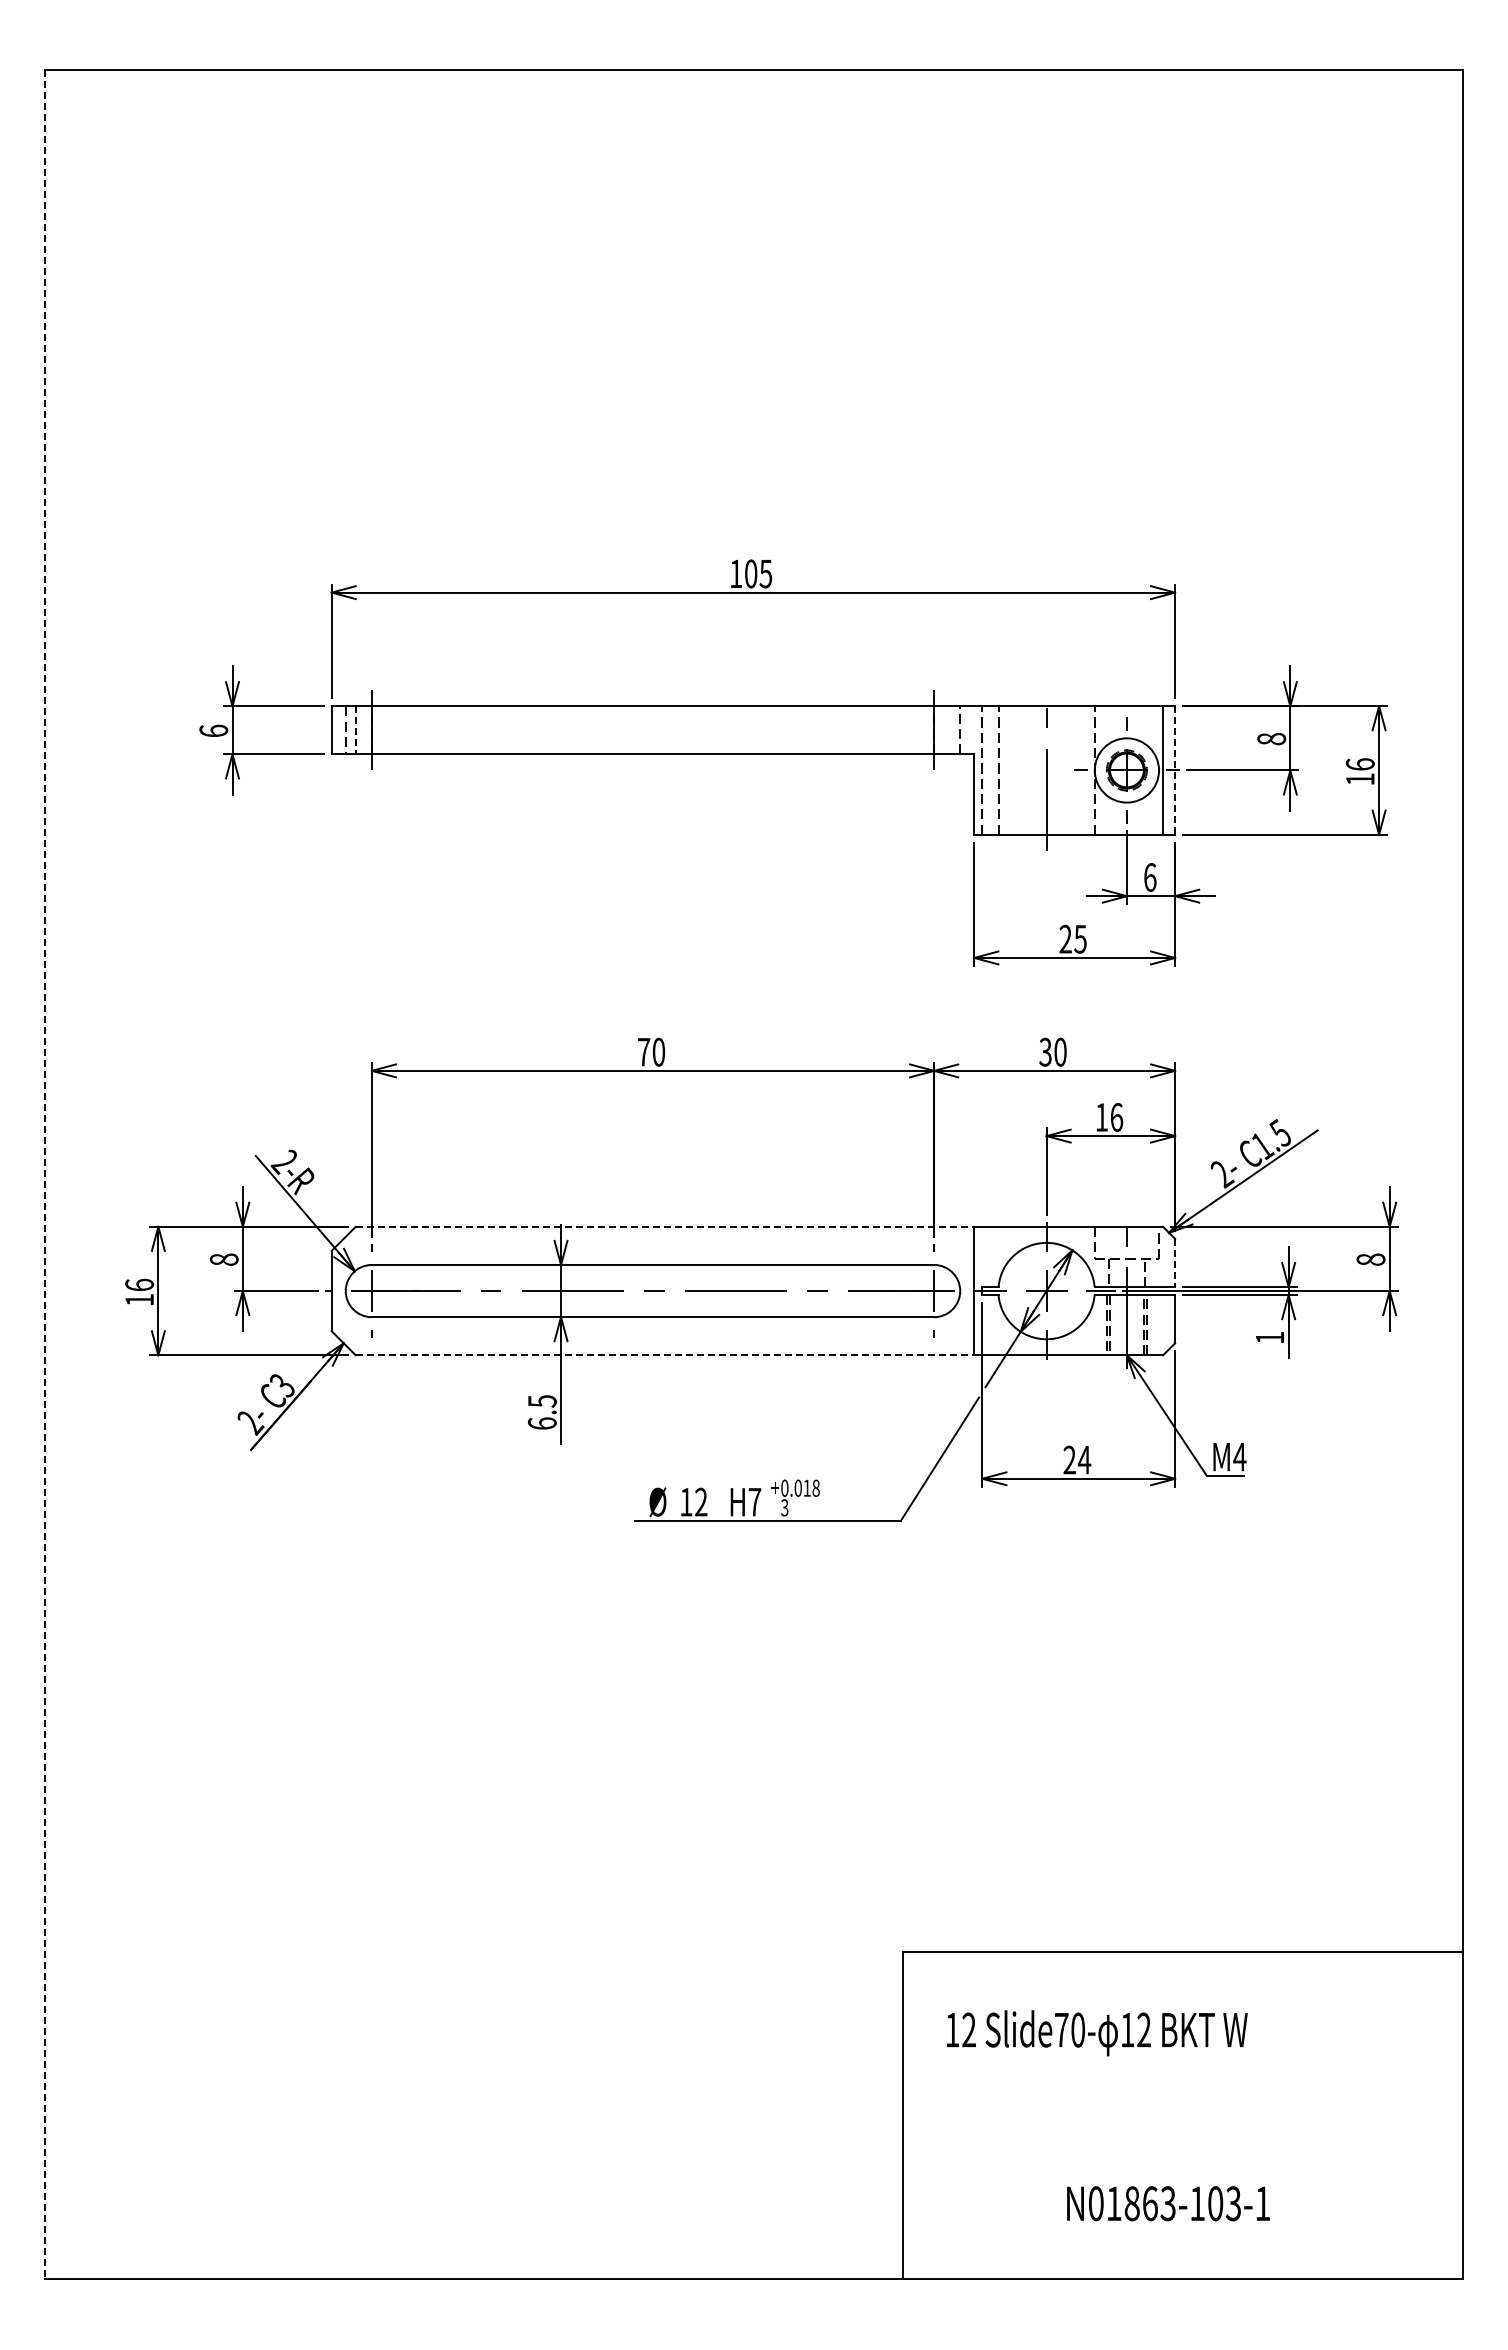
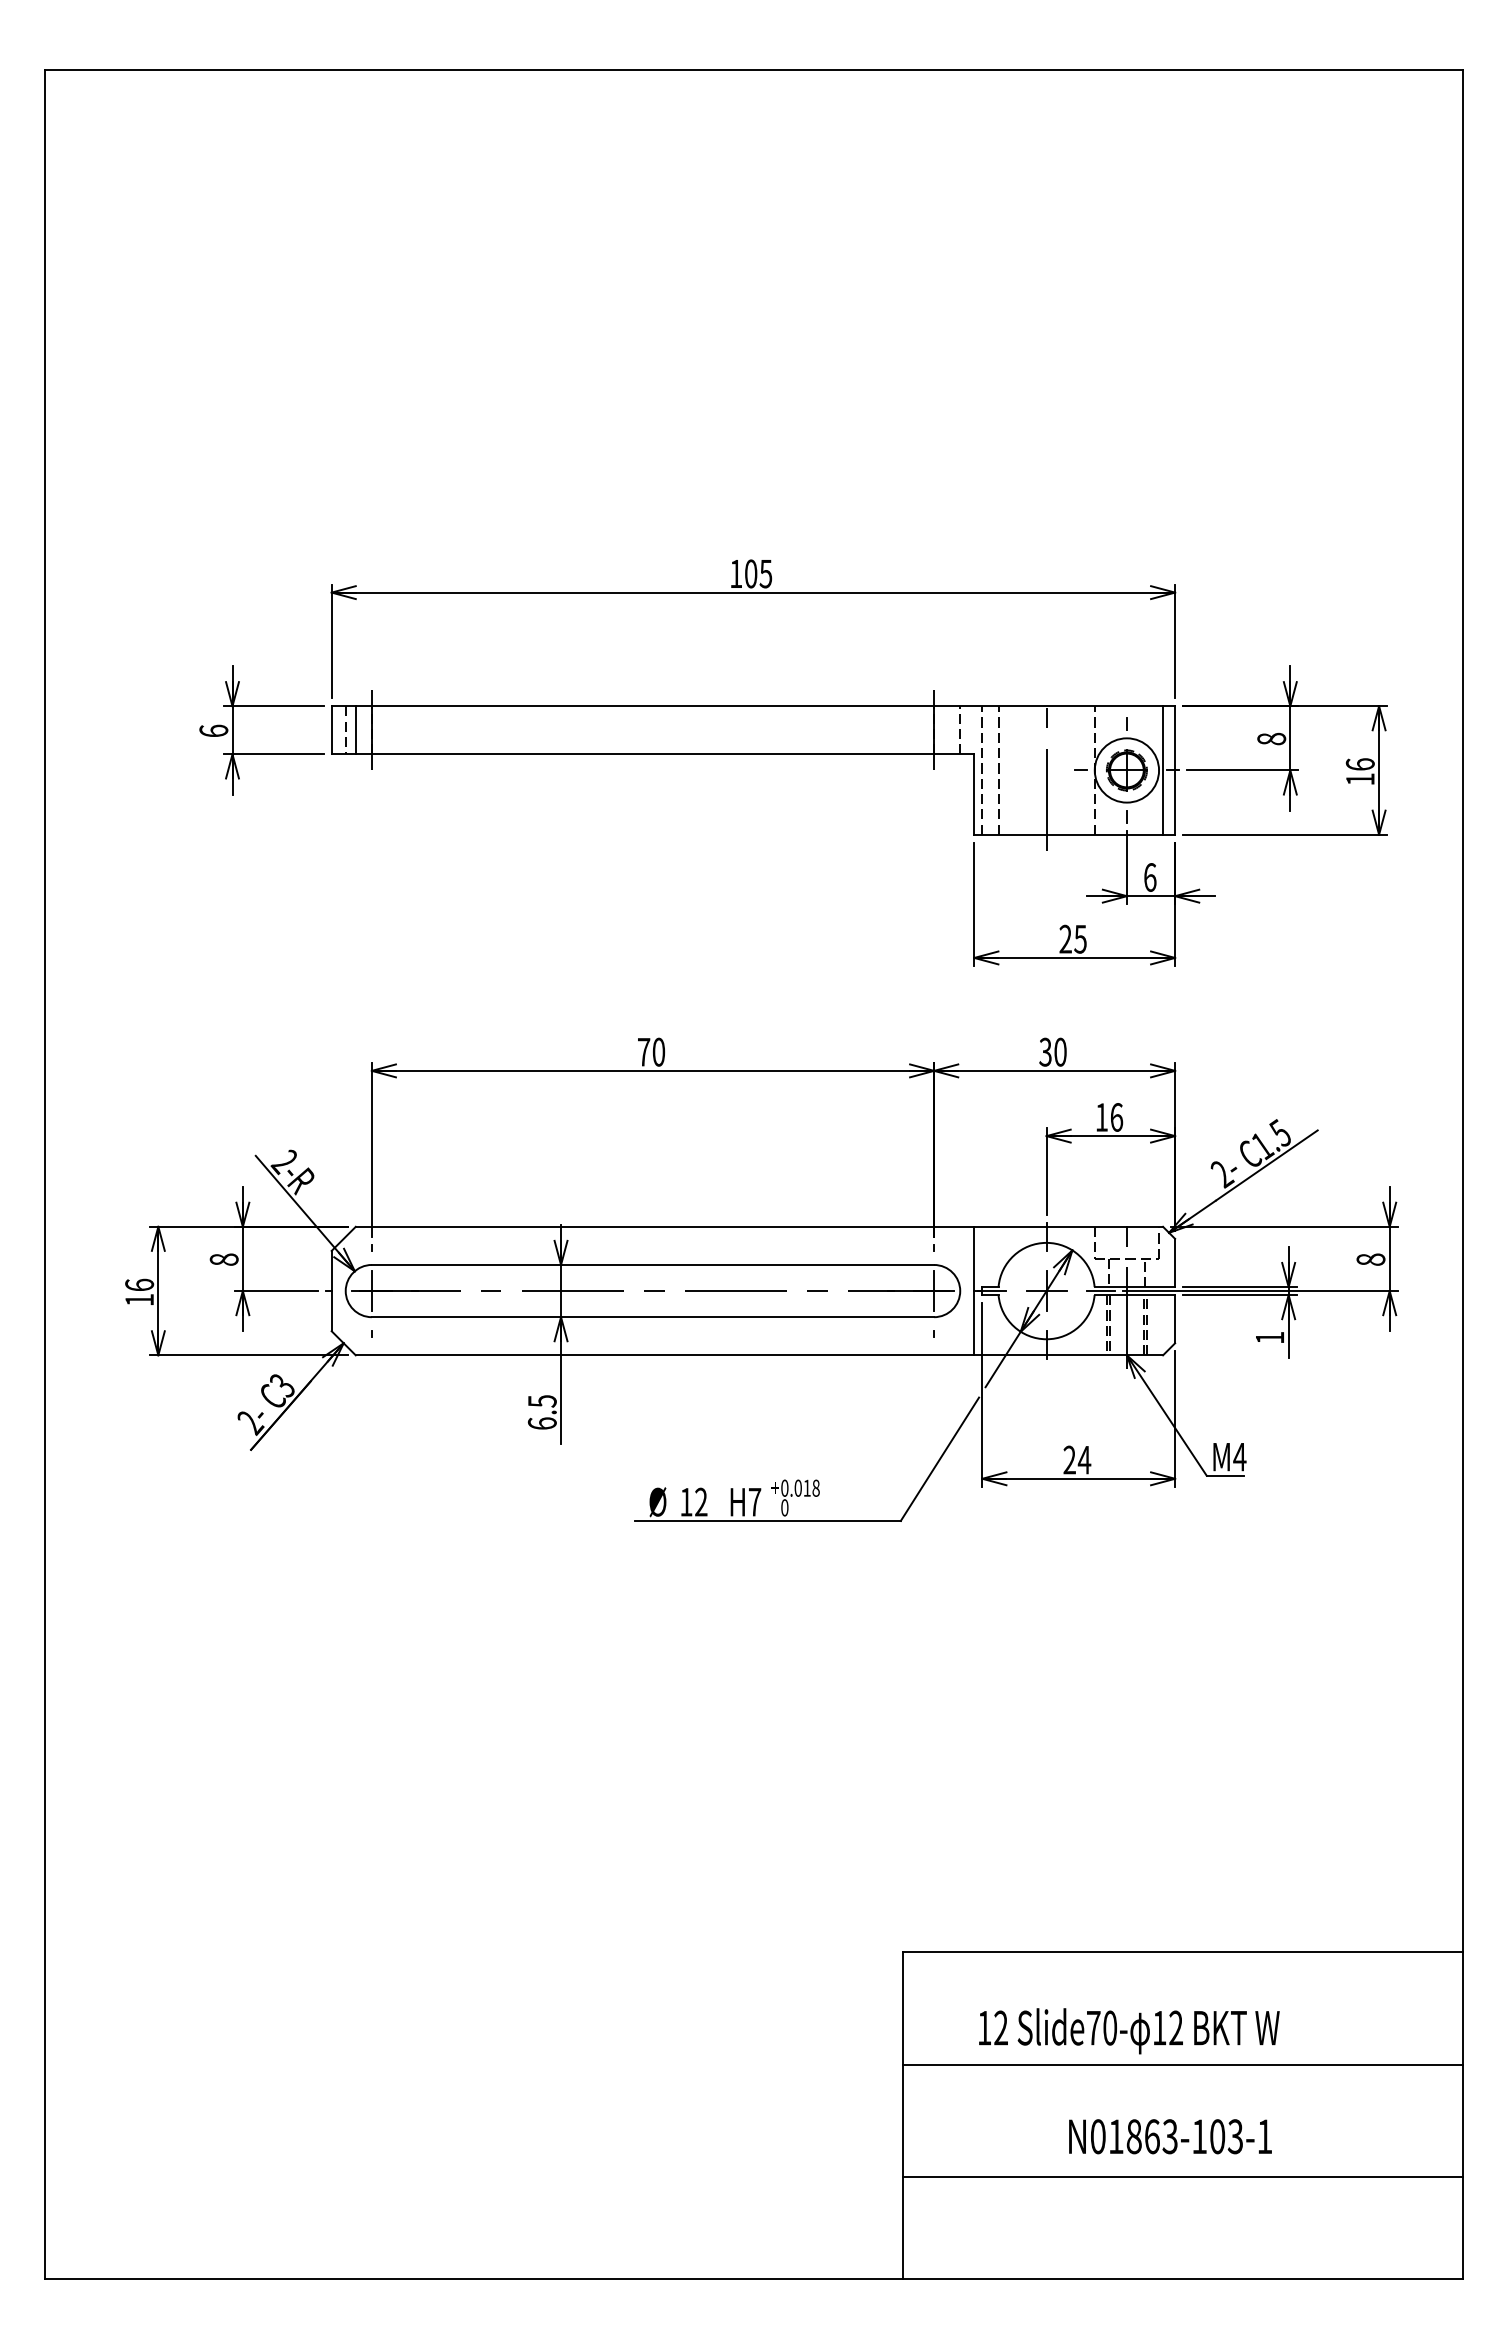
line: dashed -> solid (355, 730)
line: dashed -> solid (1175, 770)
line: dashed -> solid (45, 1175)
line: dashed -> solid (665, 1226)
line: dashed -> solid (1175, 1263)
line: dashed -> solid (665, 1355)
text: 3 -> 0 (784, 1507)
text position: (1097, 2033) -> (1129, 2031) (1129, 2031)
line: none -> present (1182, 2064)
line: none -> present (1182, 2177)
text position: (1168, 2203) -> (1170, 2136) (1170, 2136)
